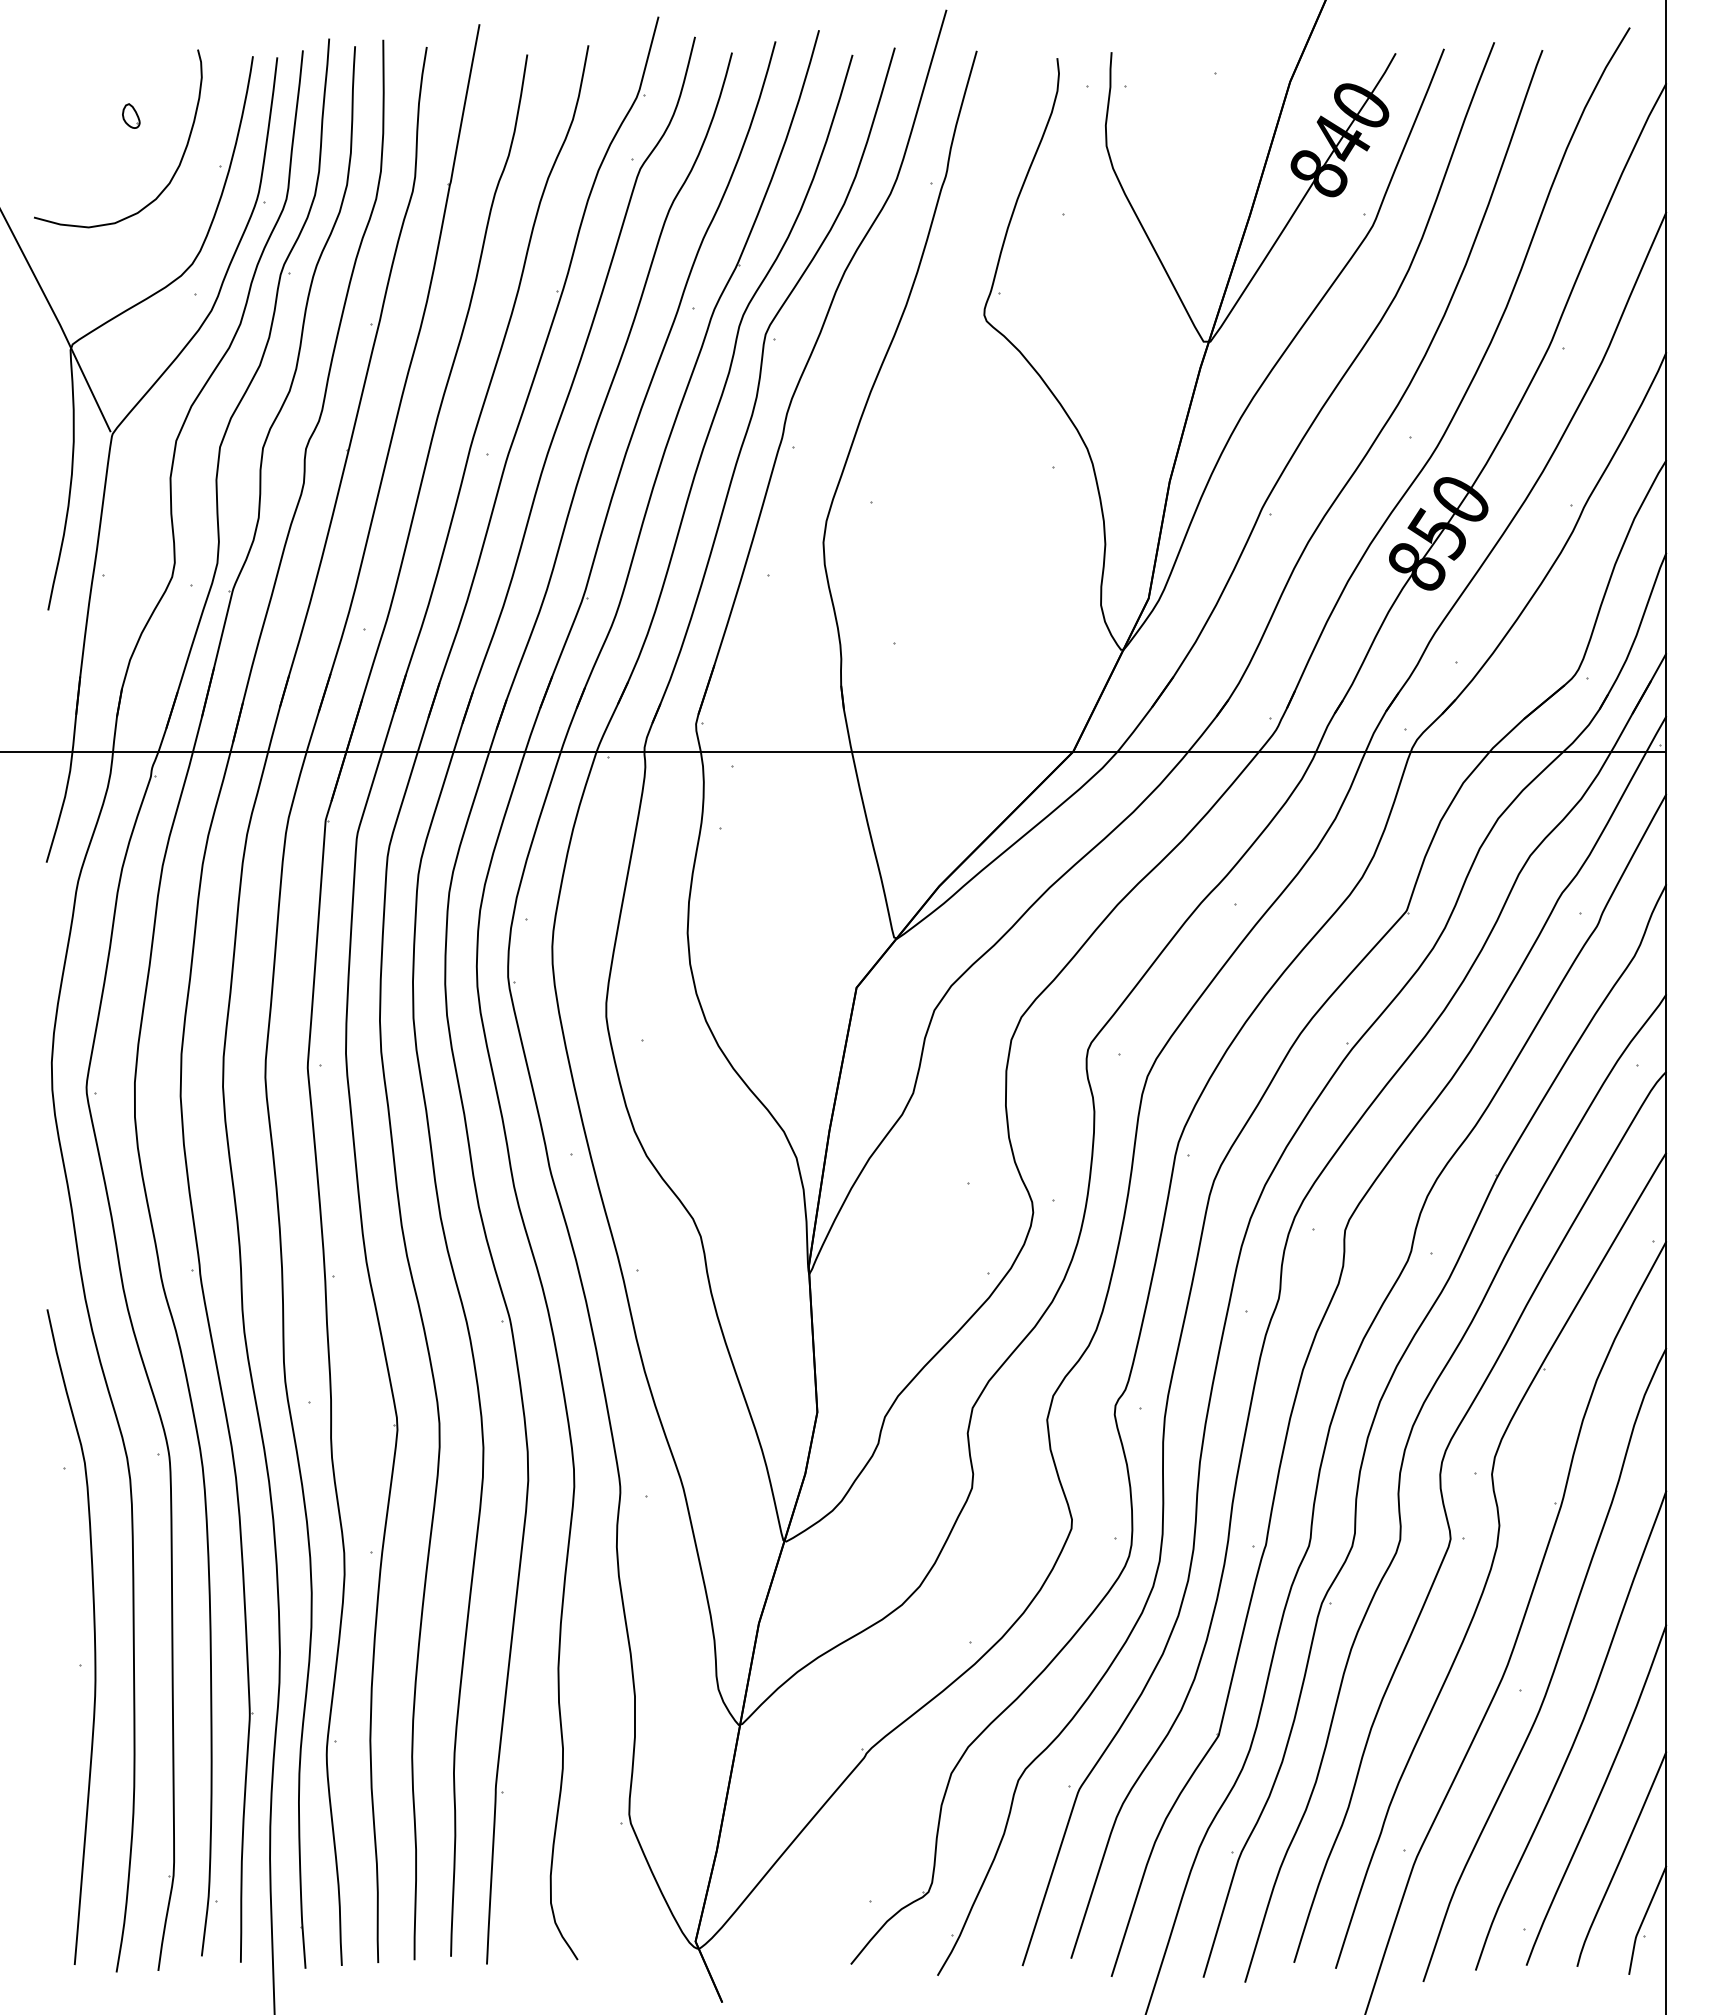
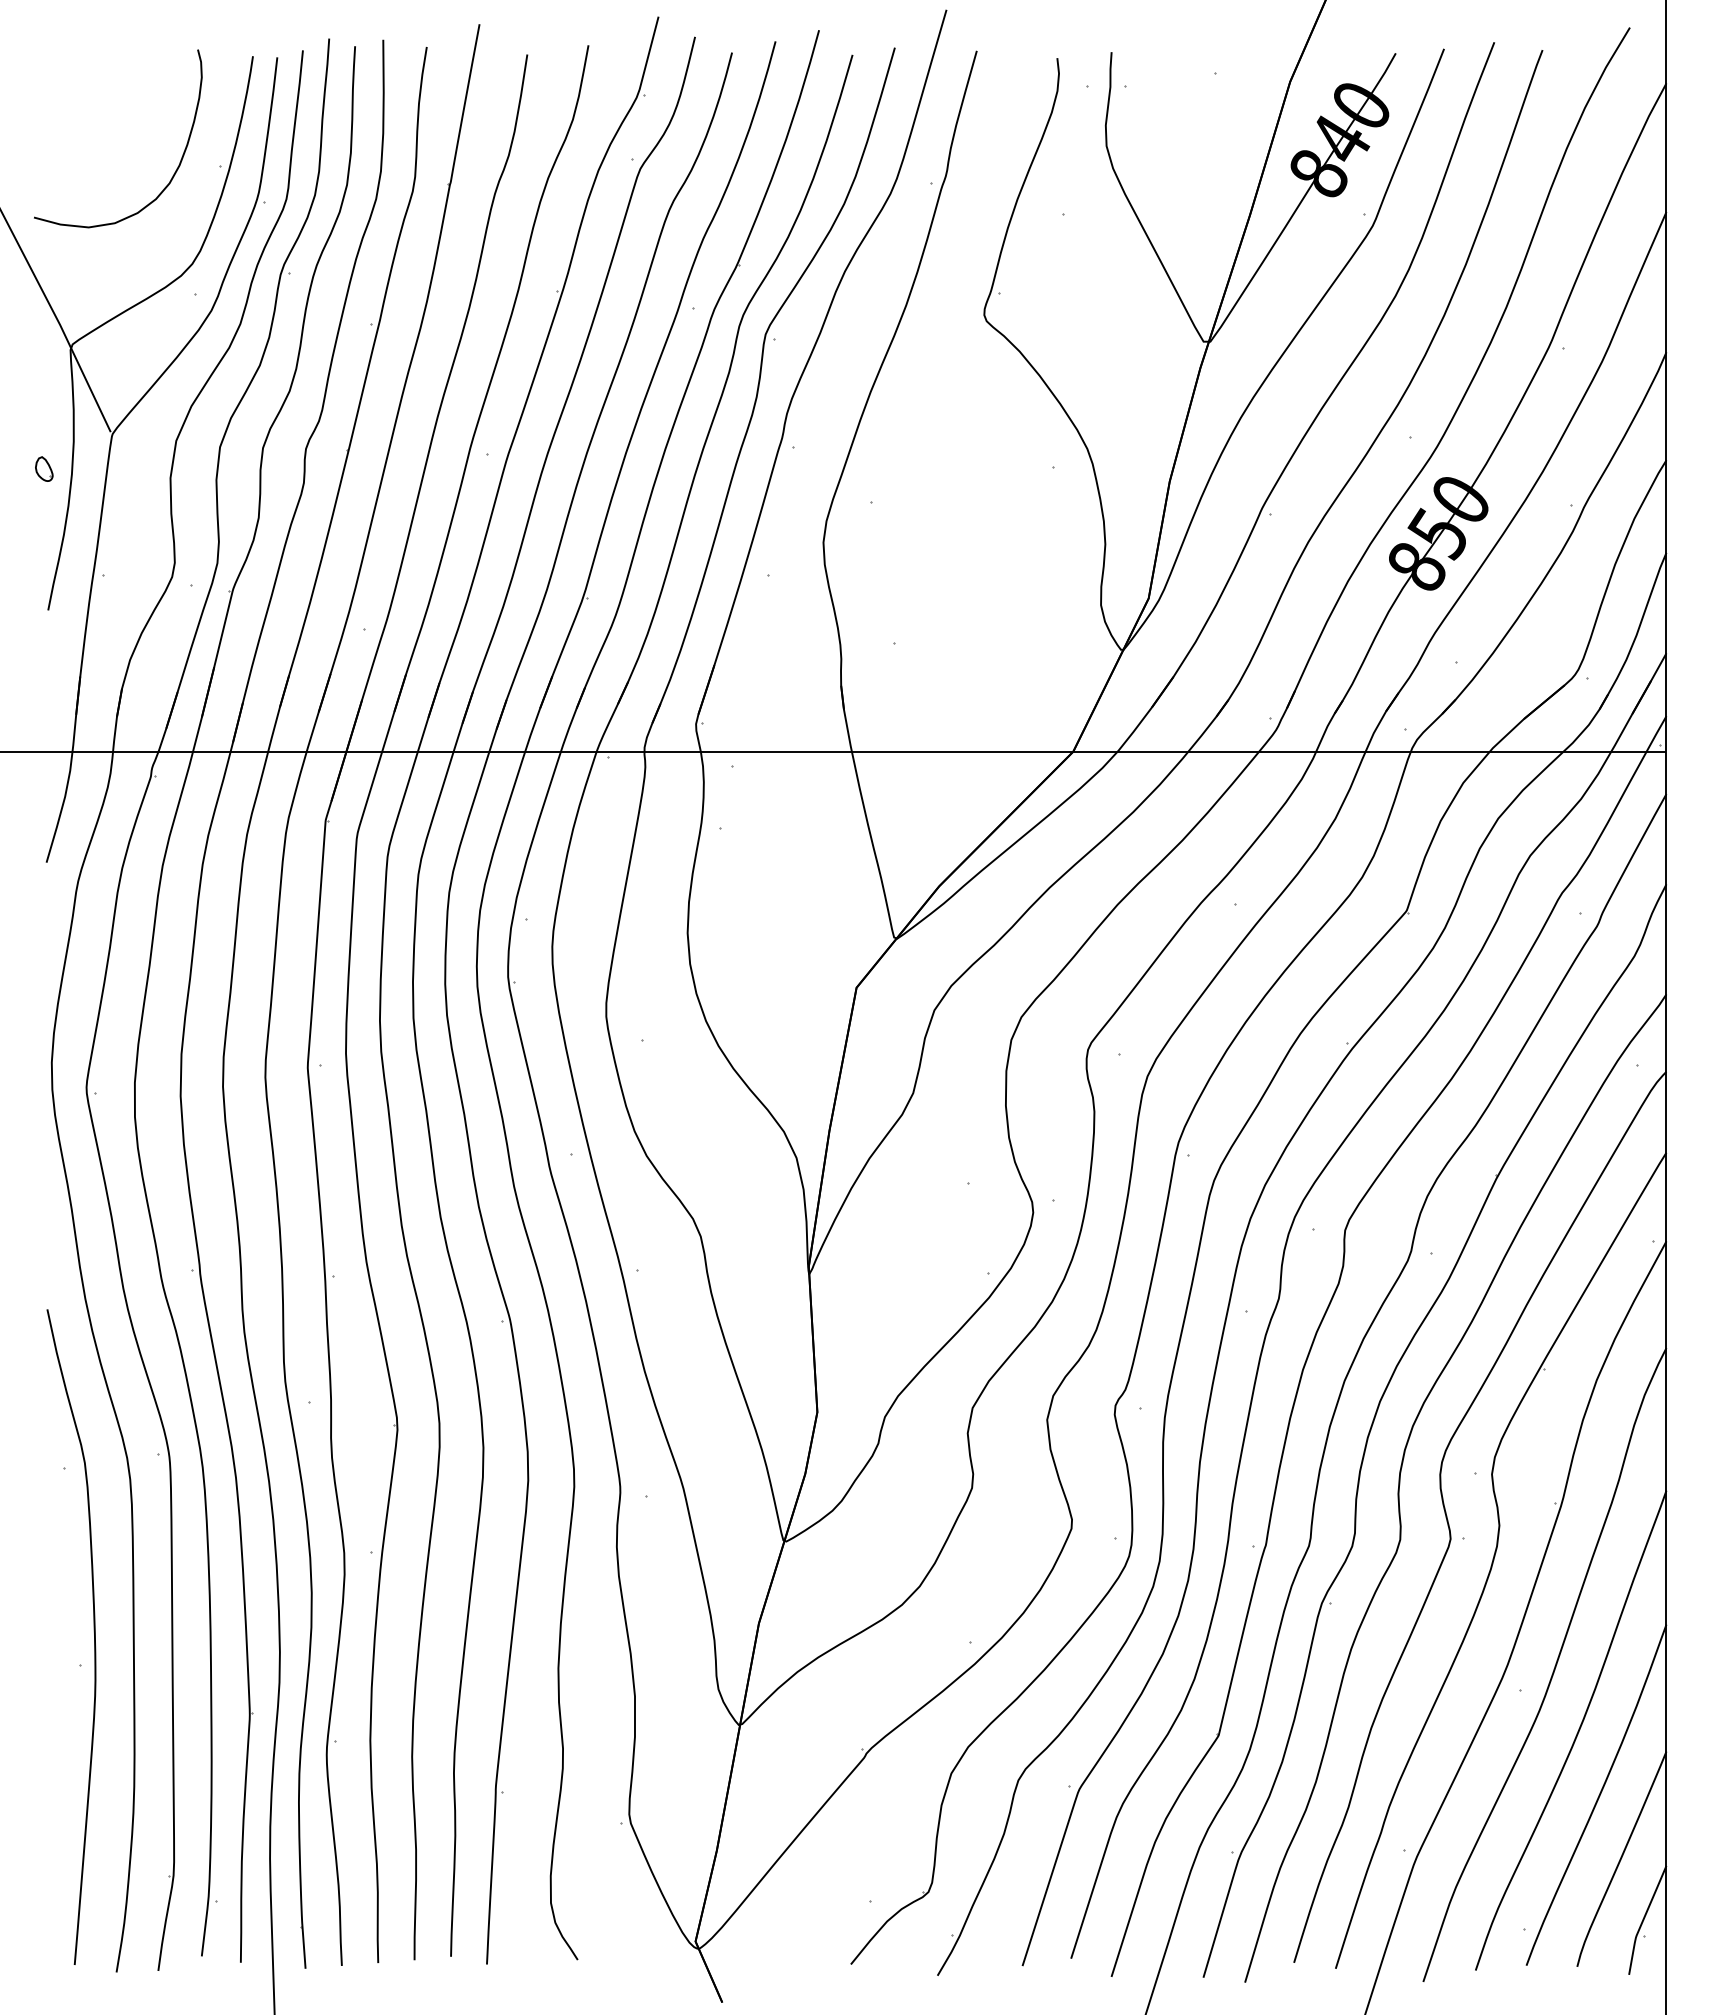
part position: (131, 115) -> (44, 468) (44, 468)
